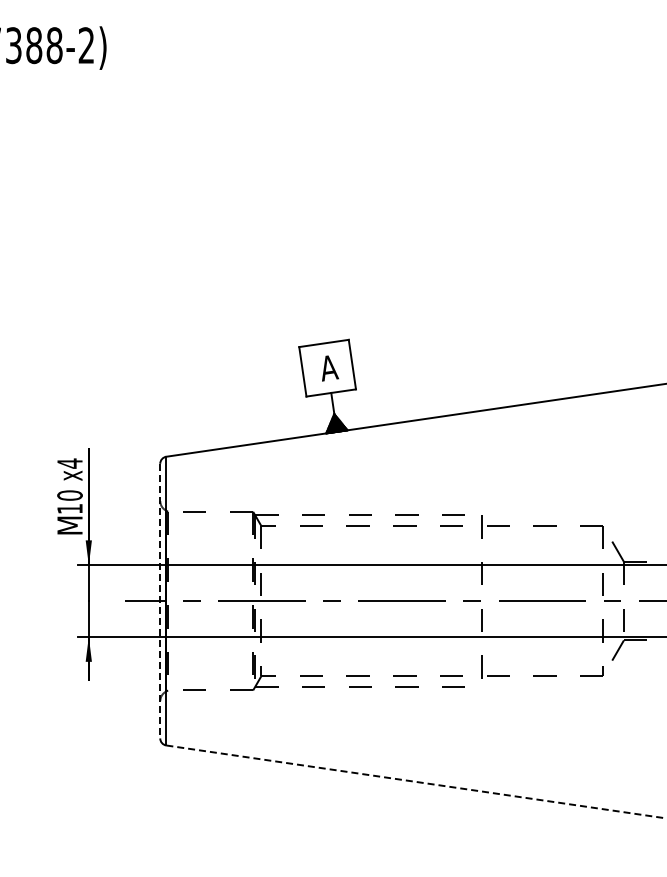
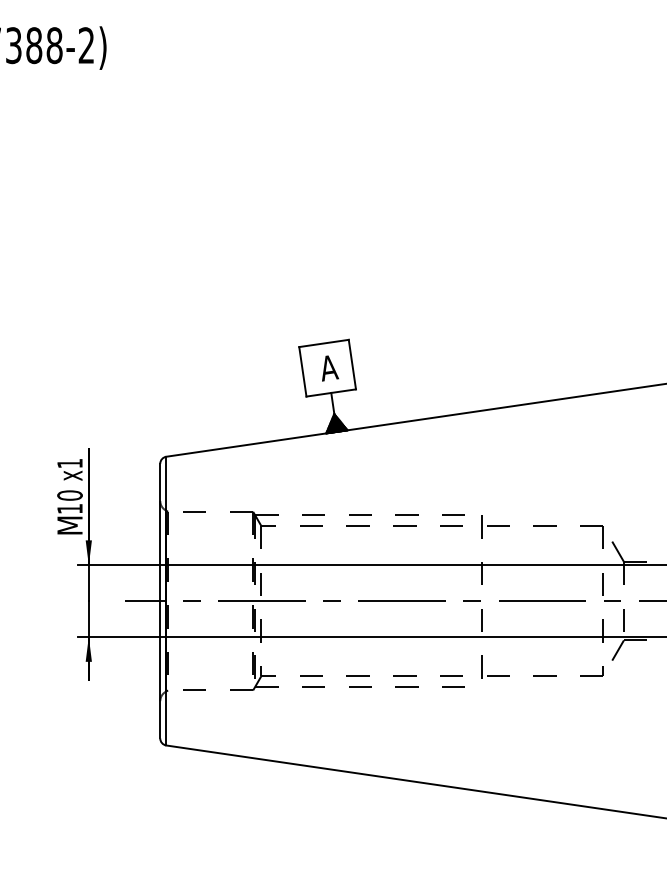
text: x4 -> x1 (69, 463)
line: dashed -> solid (160, 601)
line: dashed -> solid (416, 782)
